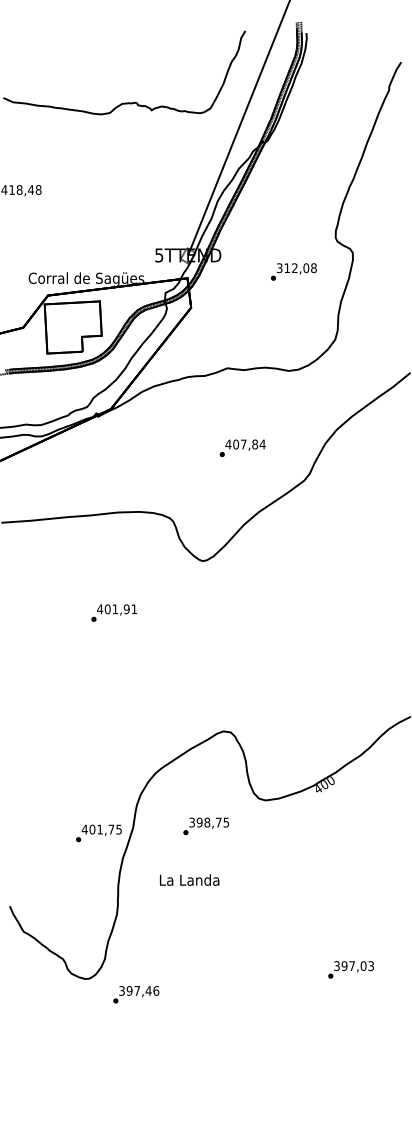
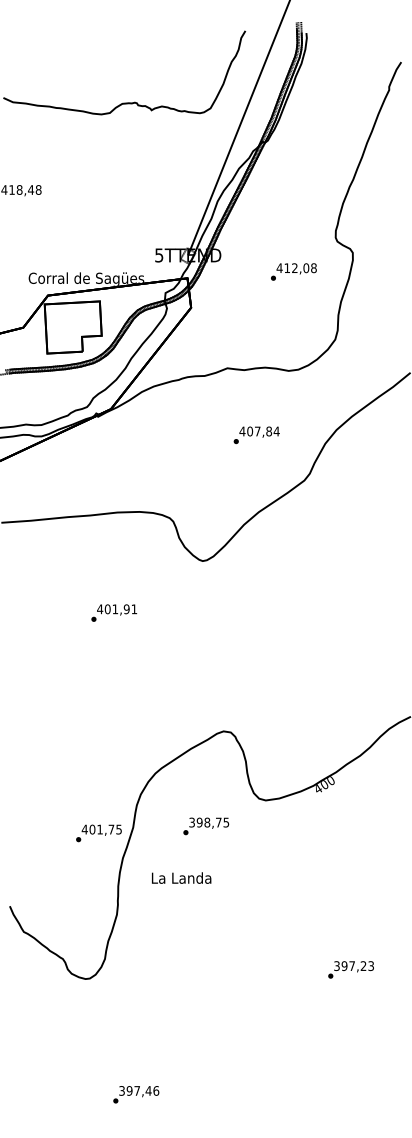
text: 312,08 -> 412,08 (279, 268)
text position: (242, 448) -> (256, 435) (256, 435)
text position: (189, 879) -> (181, 877) (181, 877)
text: 397,03 -> 397,23 (363, 966)
text position: (136, 994) -> (136, 1094) (136, 1094)
